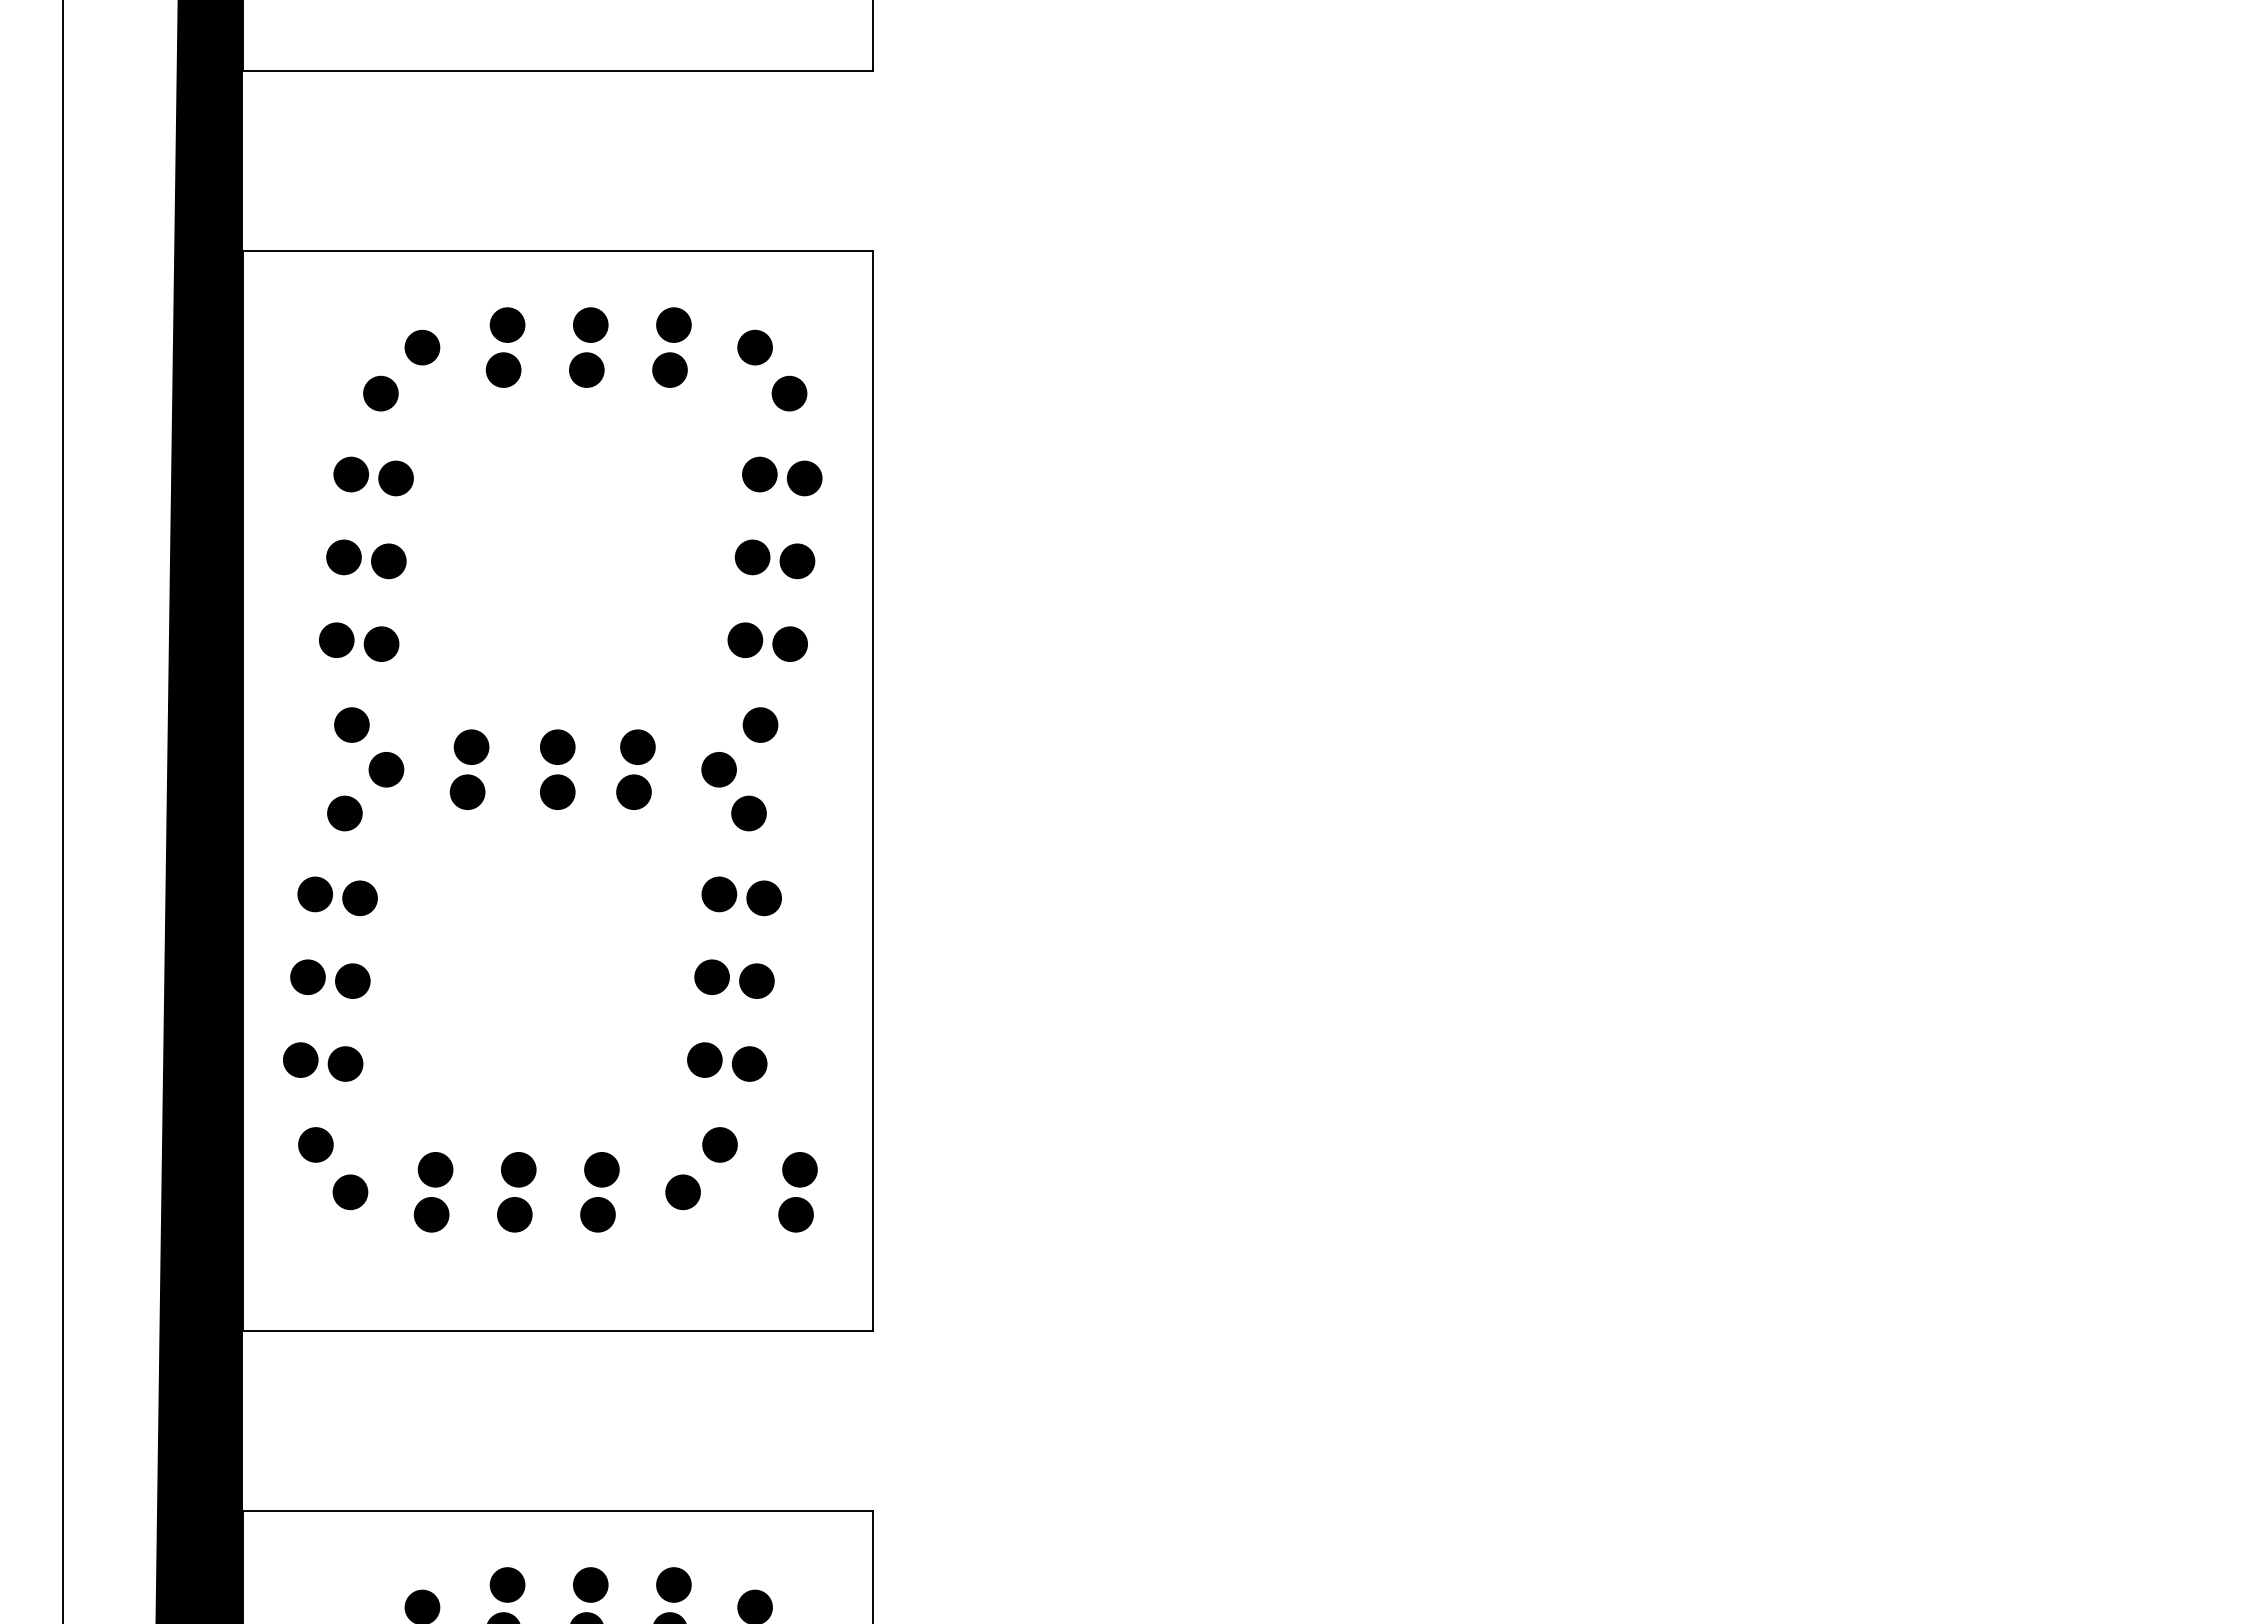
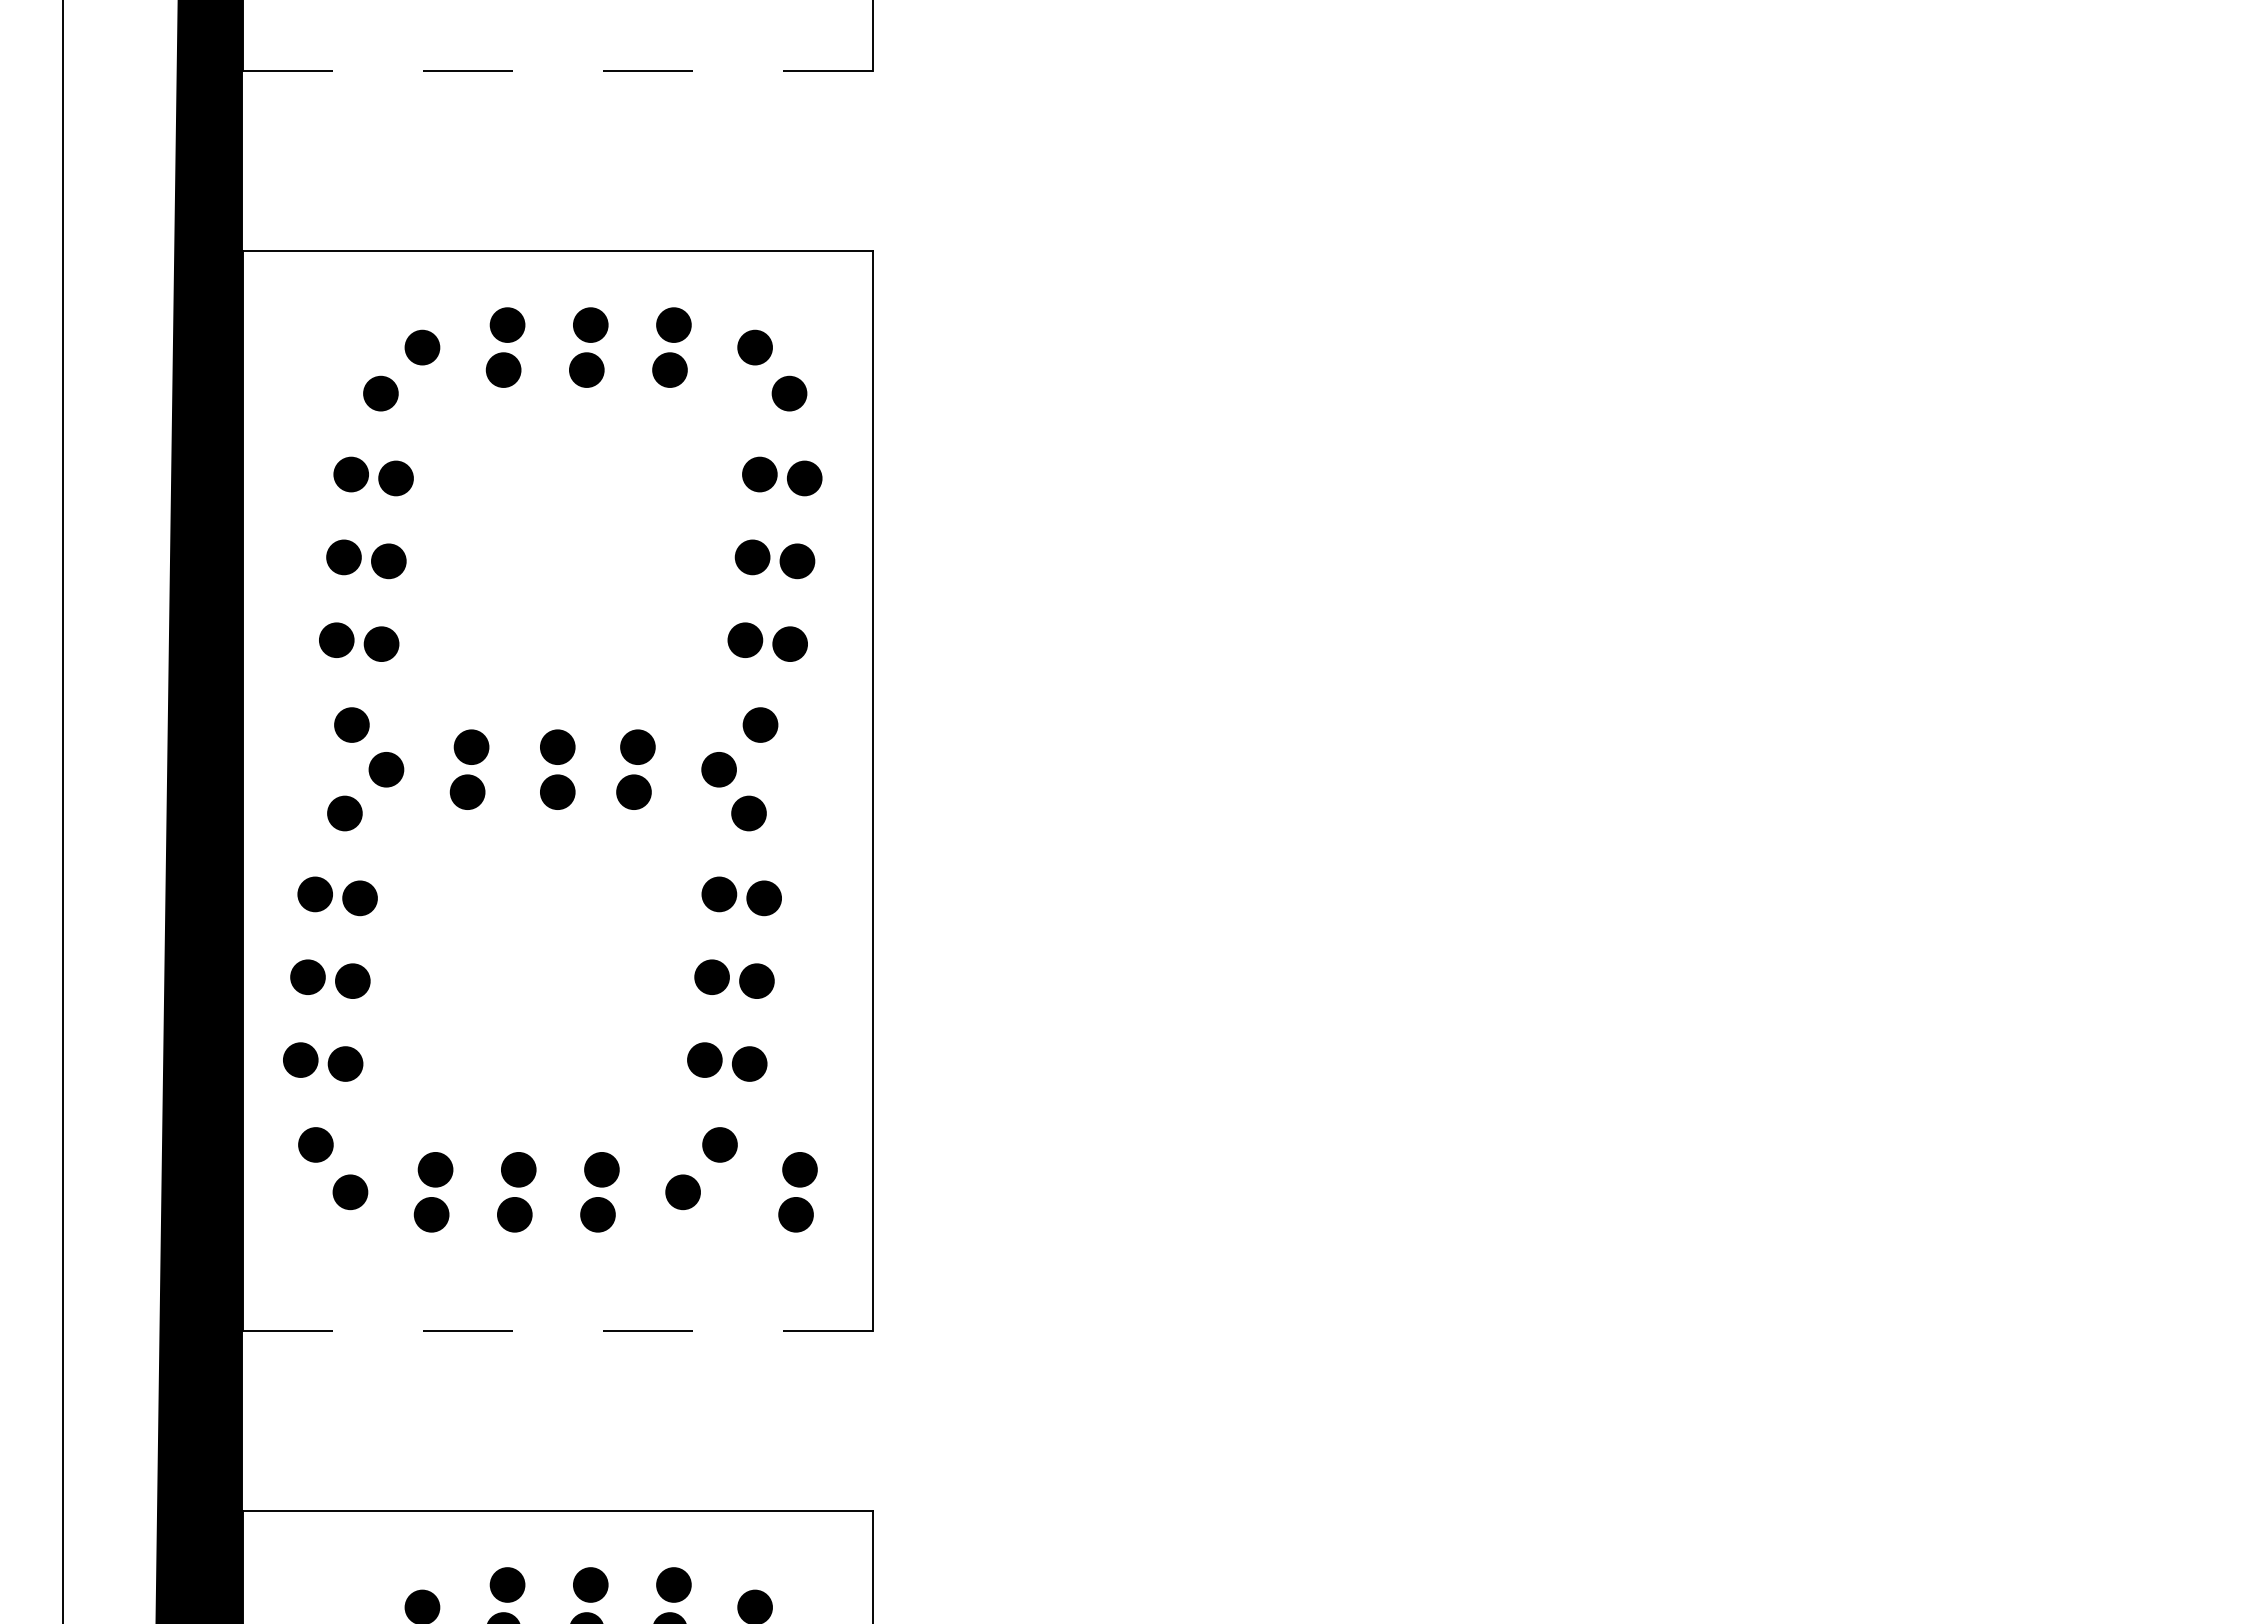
line: solid -> dashed (557, 70)
line: solid -> dashed (557, 1330)
